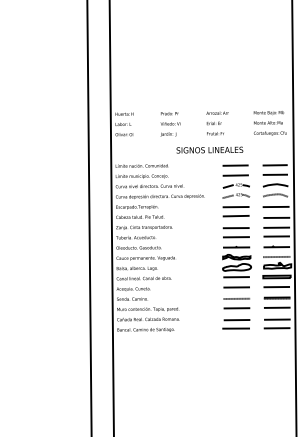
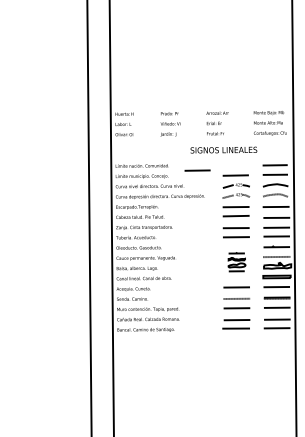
text position: (209, 149) -> (223, 149) (223, 149)
line position: (235, 165) -> (197, 170) (197, 170)
part size: 30x33 px -> 20x21 px (236, 262)
